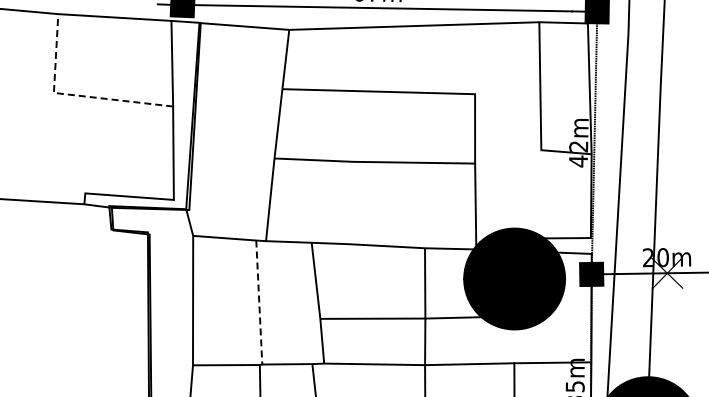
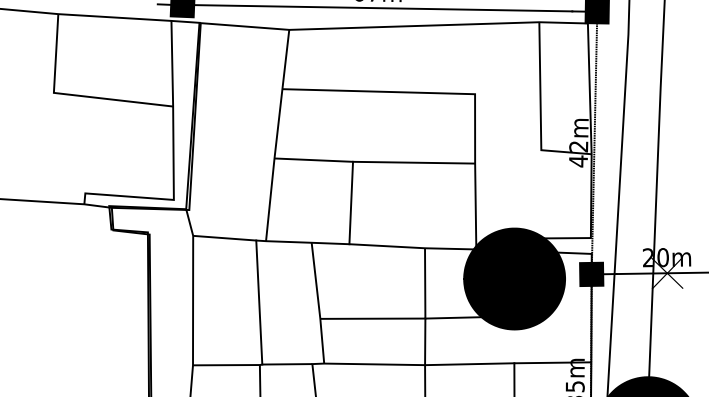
line: dashed -> solid (73, 95)
line: none -> present (351, 202)
line: dashed -> solid (259, 303)
